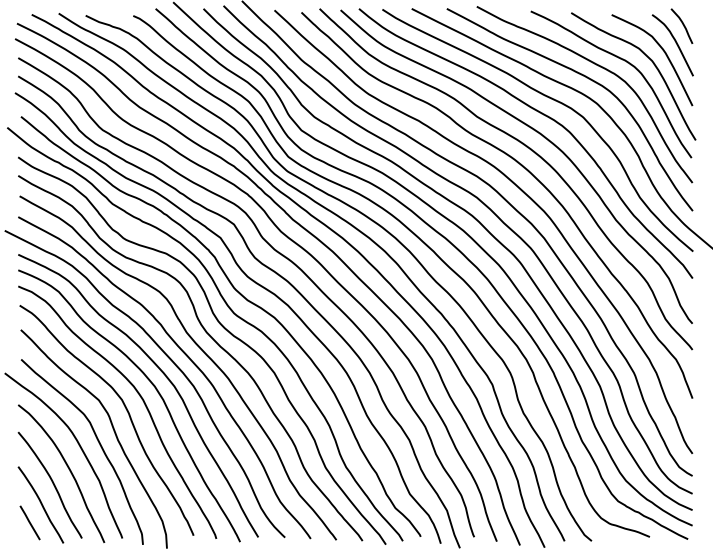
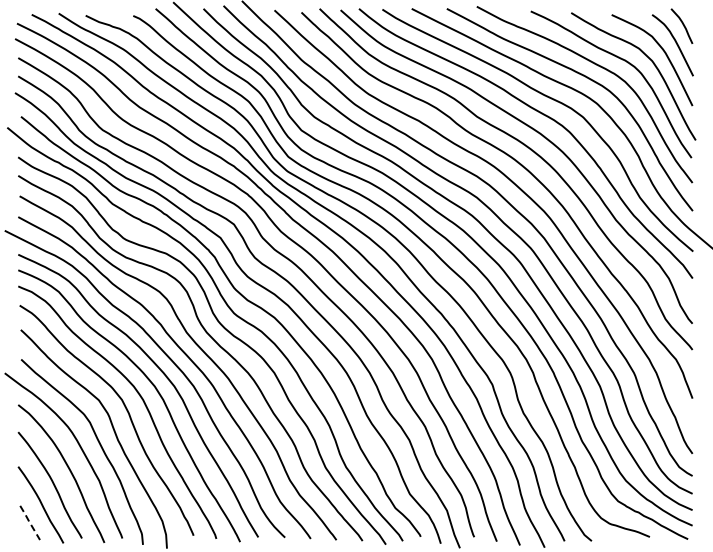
line: solid -> dashed (29, 522)
